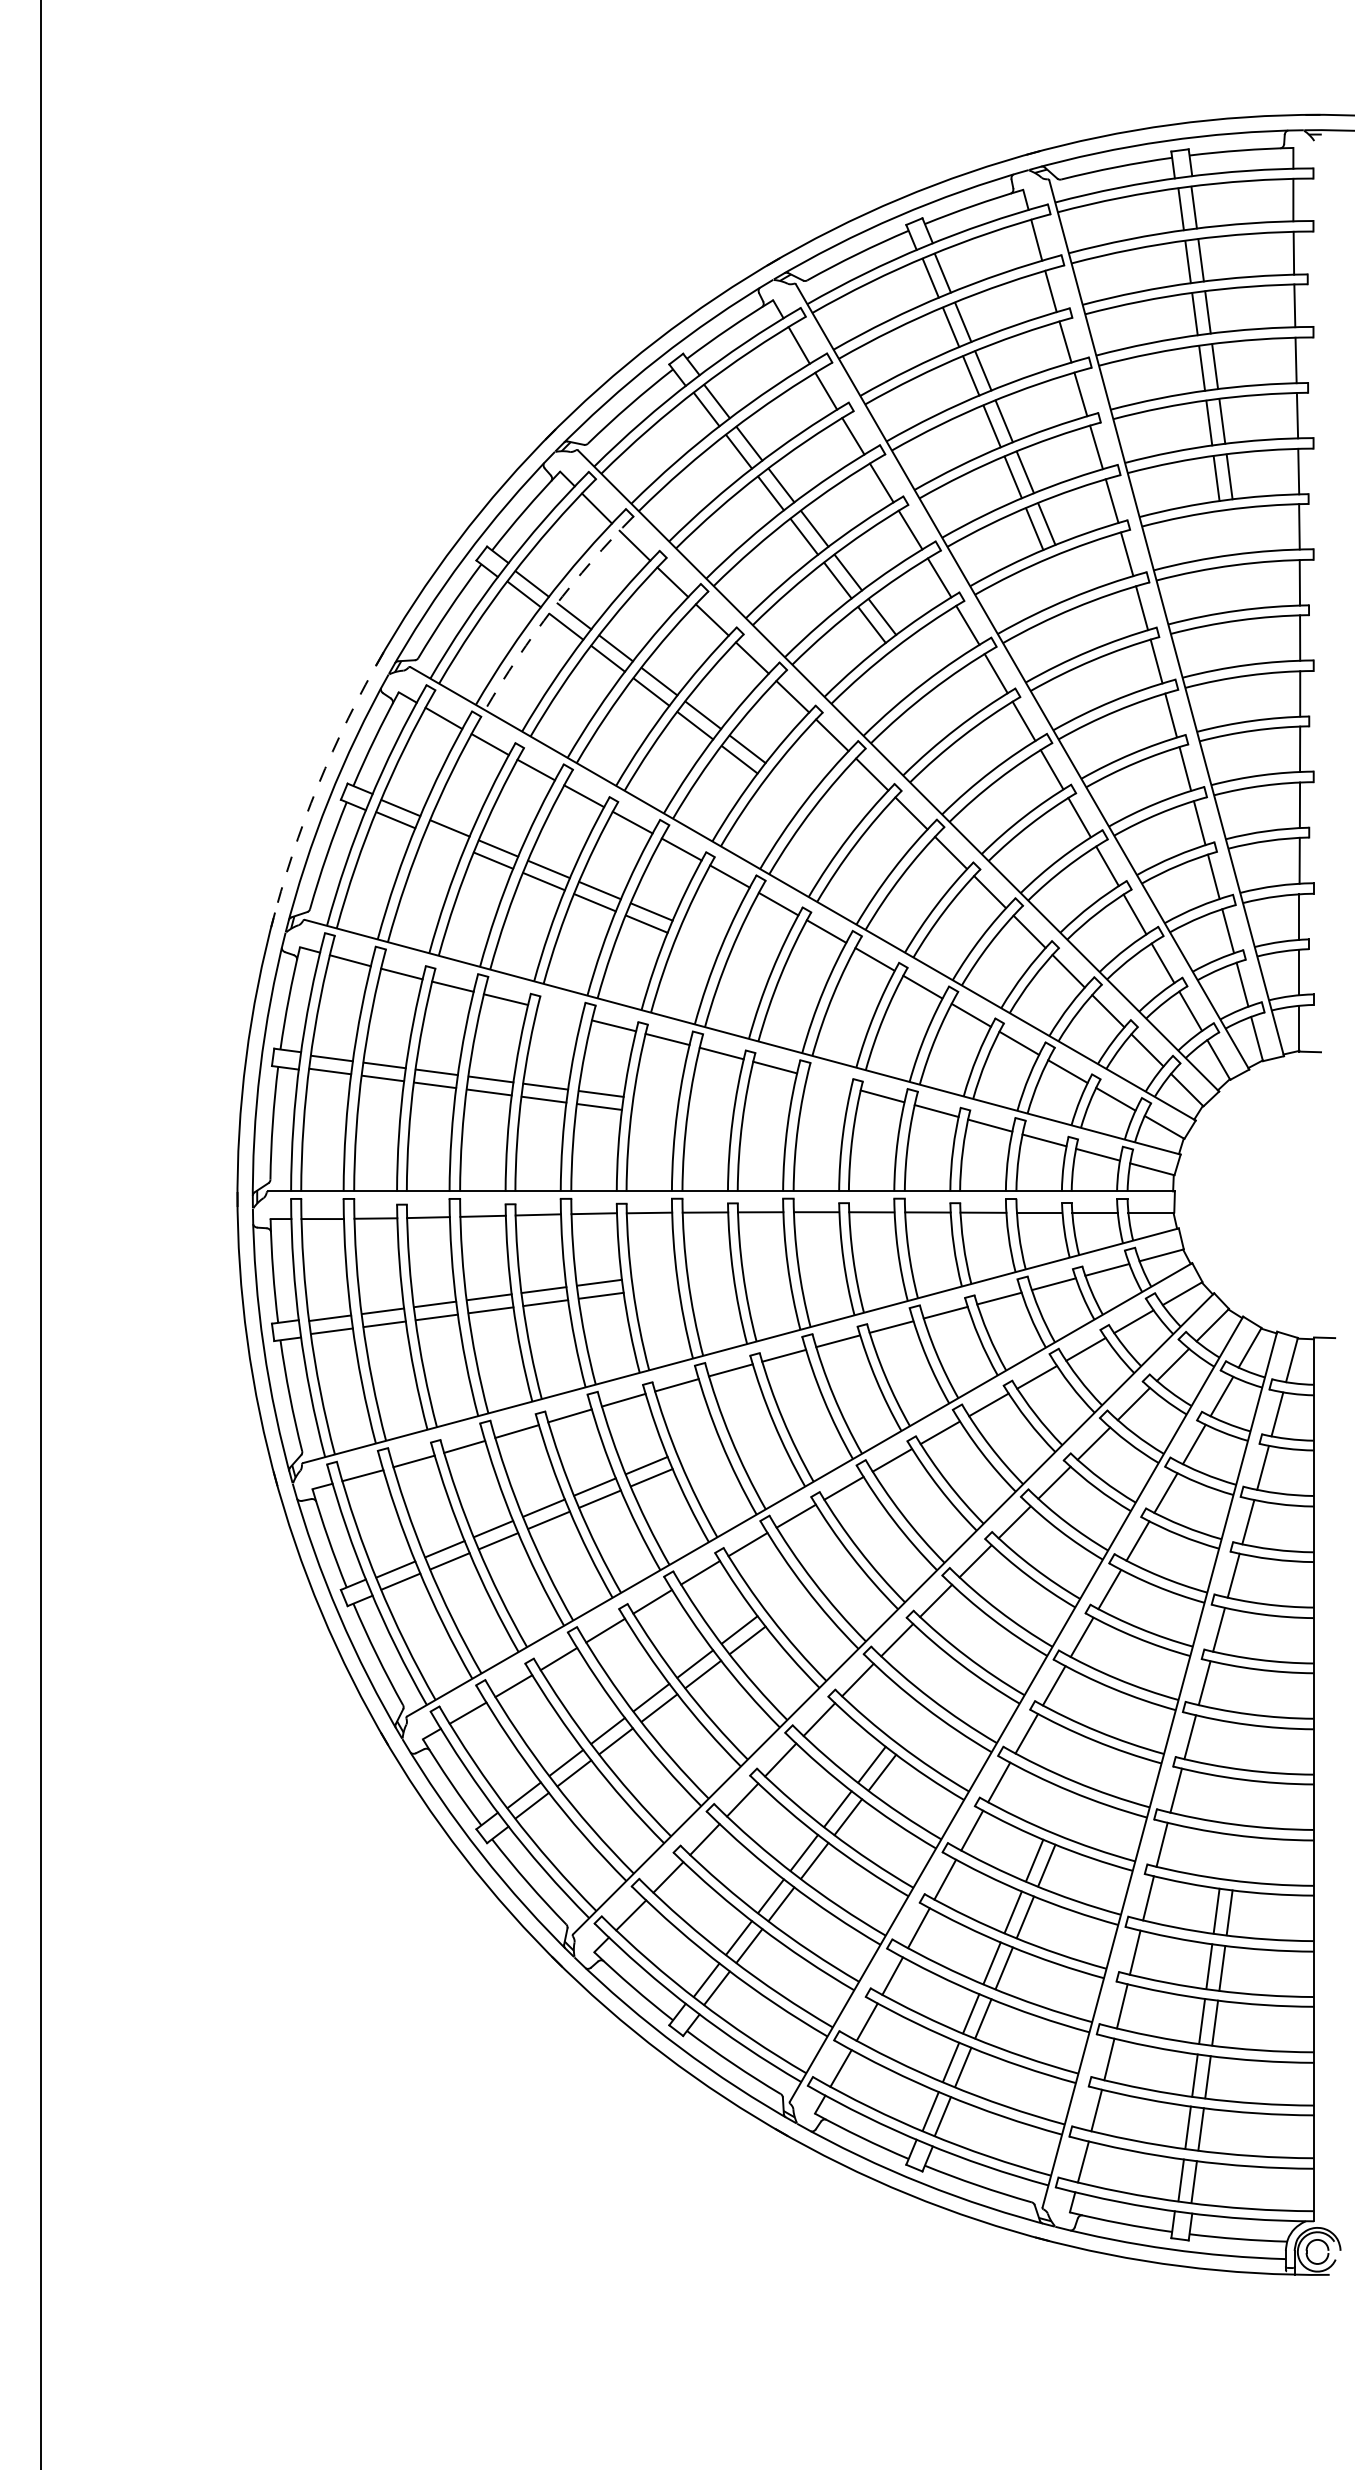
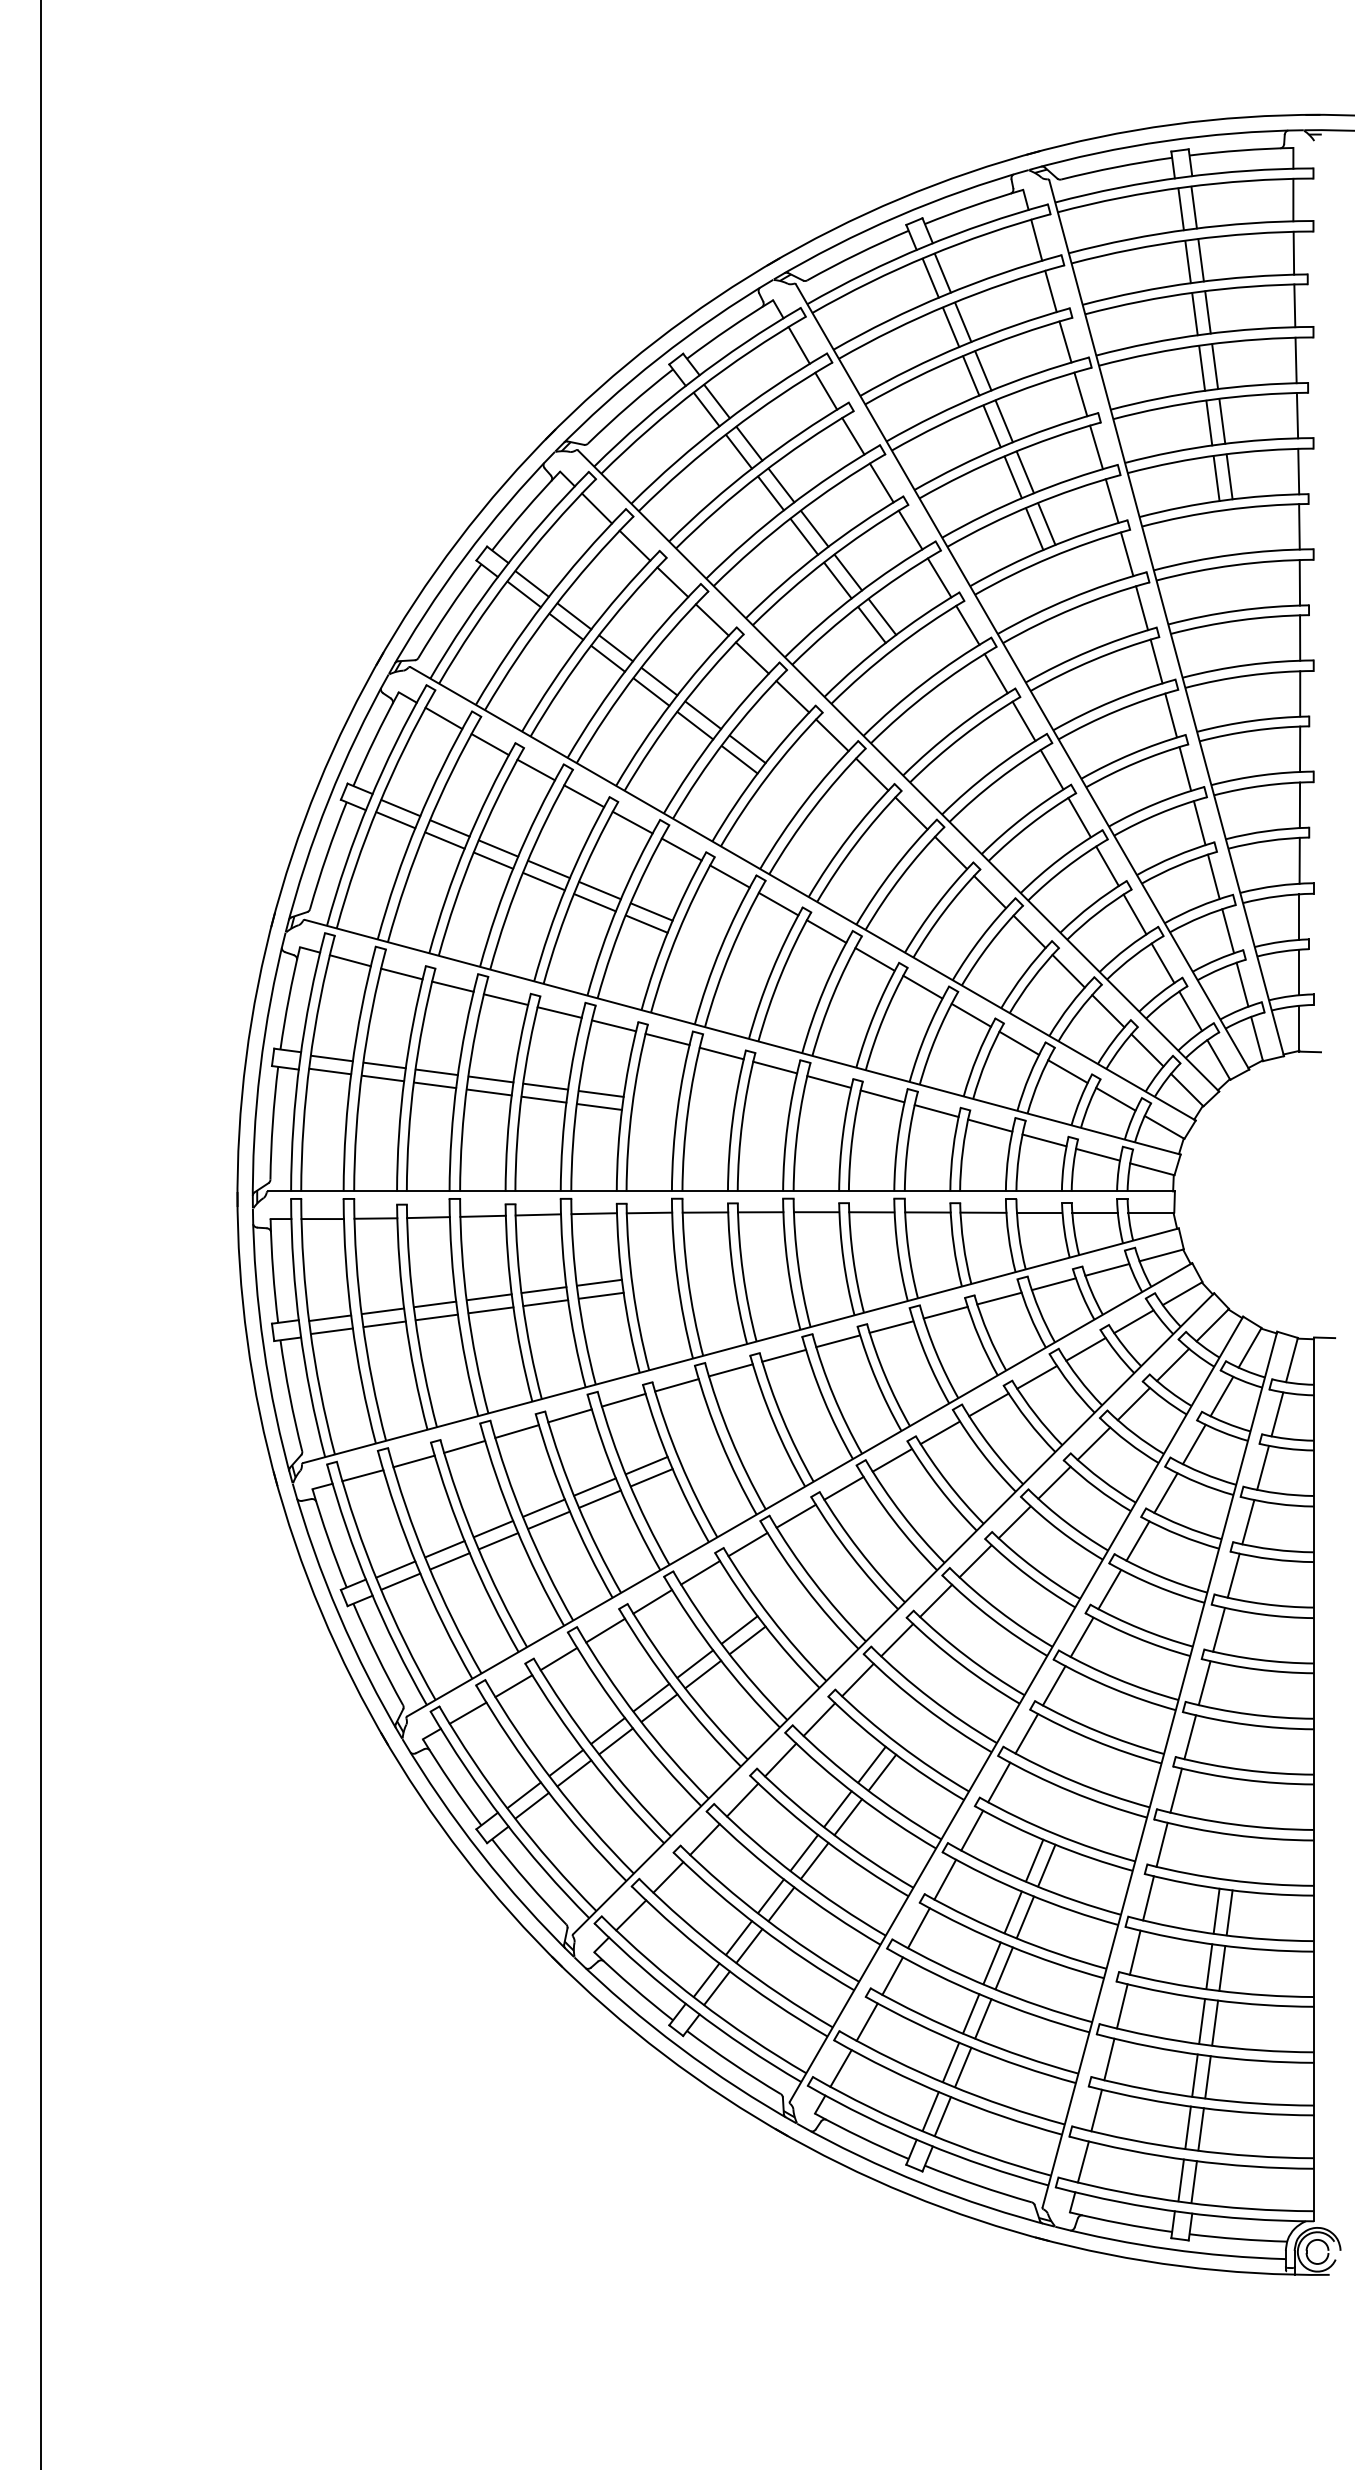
arc: dashed -> solid (553, 608)
arc: dashed -> solid (317, 785)
line: none -> present (444, 840)
line: none -> present (559, 1012)
line: none -> present (828, 1081)
